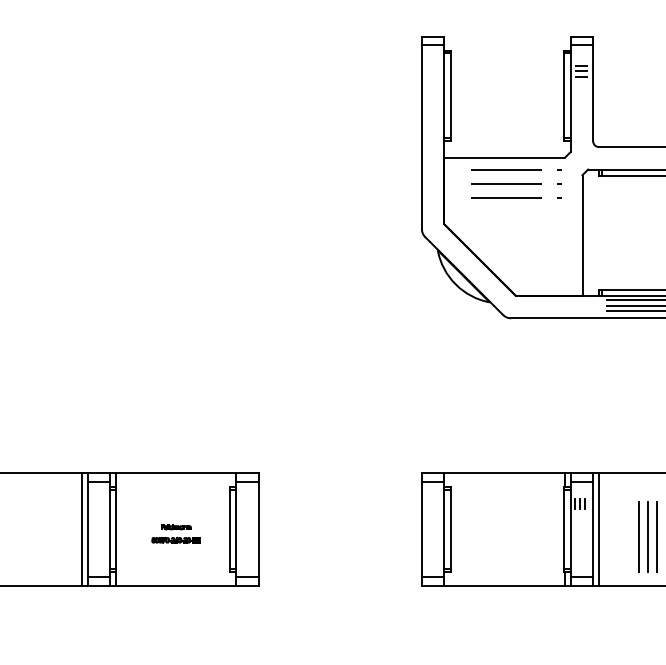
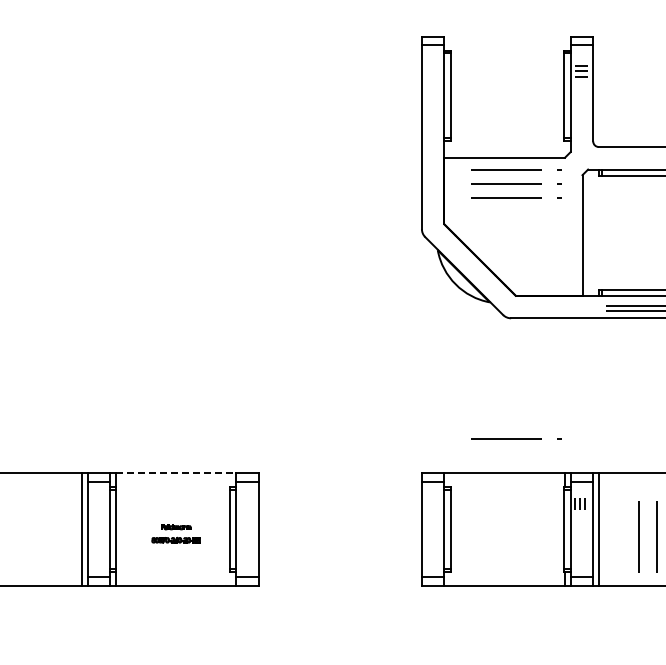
line: present -> none (634, 300)
line: none -> present (516, 438)
line: solid -> dashed (176, 473)
line: present -> none (647, 532)
